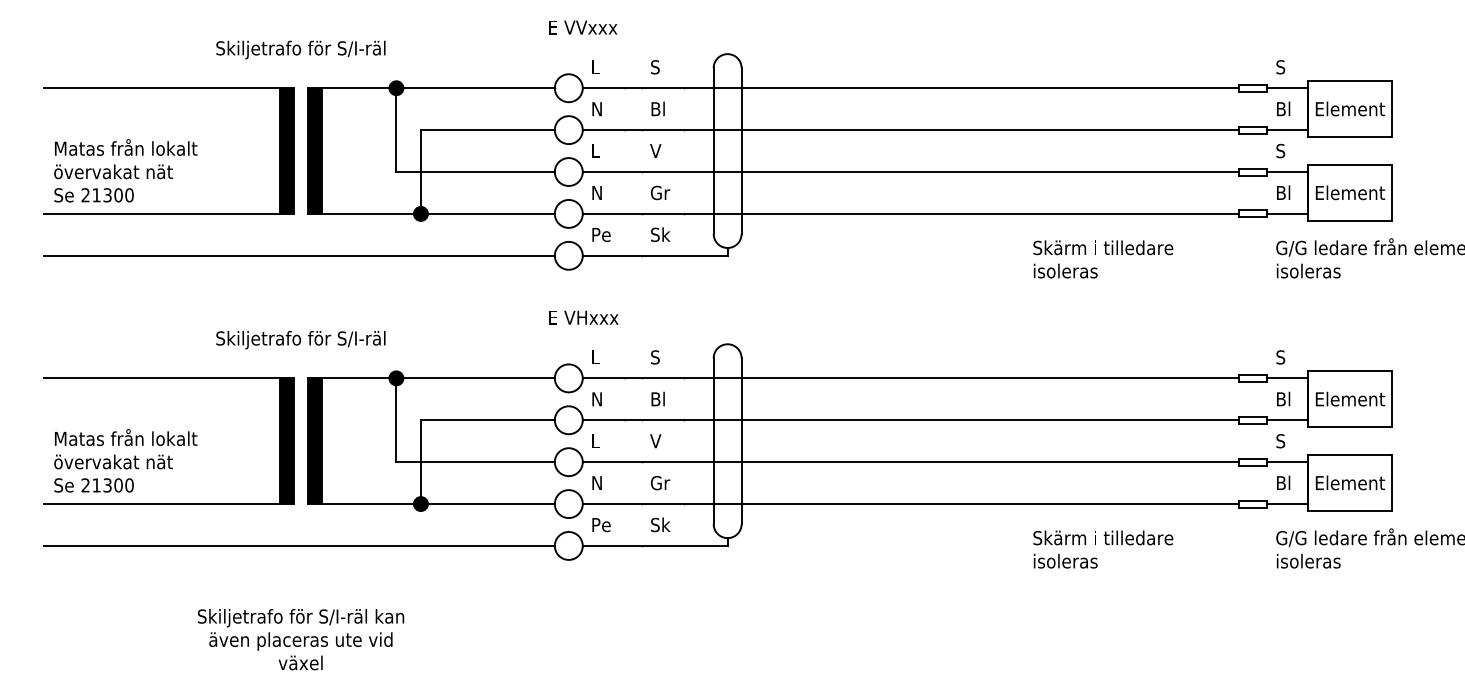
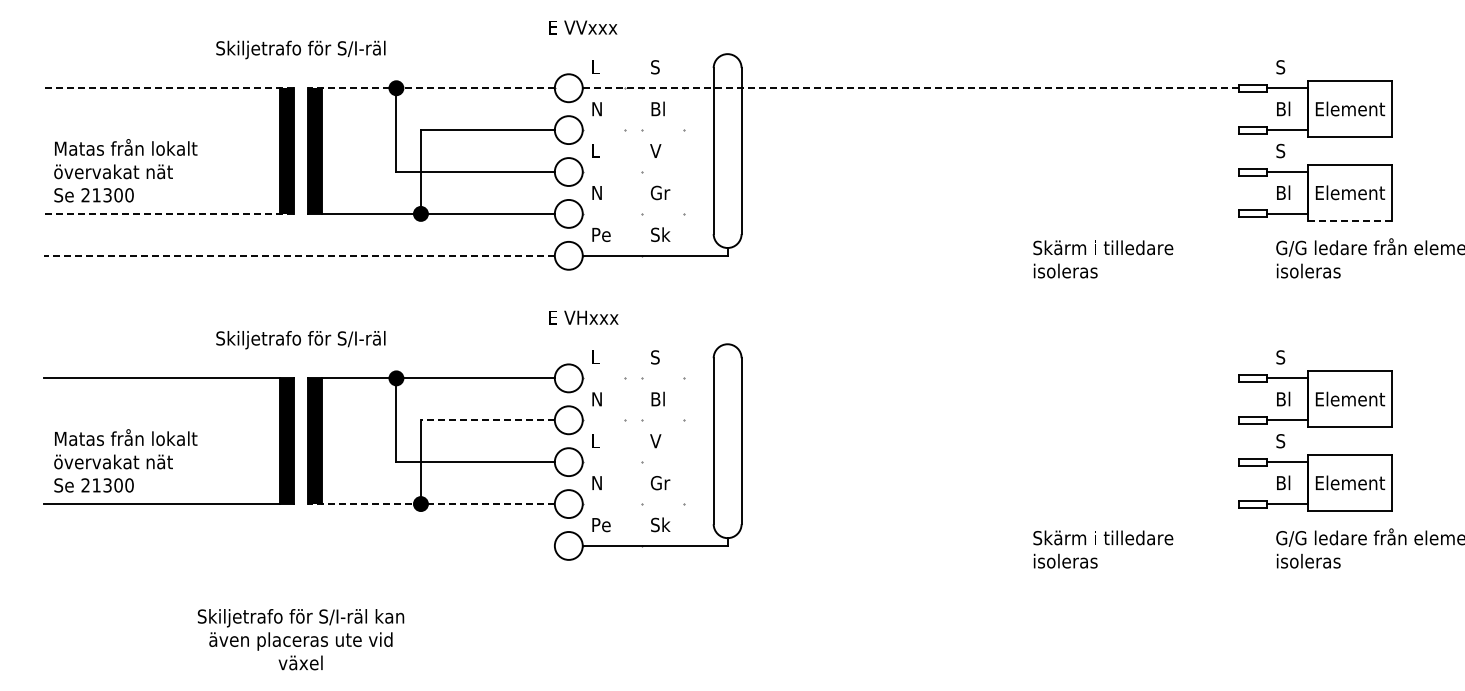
line: solid -> dashed (168, 88)
line: solid -> dashed (430, 88)
line: solid -> dashed (911, 88)
line: present -> none (910, 130)
line: present -> none (910, 172)
line: solid -> dashed (168, 213)
line: present -> none (910, 213)
line: solid -> dashed (1349, 220)
line: solid -> dashed (298, 255)
line: present -> none (910, 378)
line: solid -> dashed (487, 420)
line: present -> none (910, 420)
line: present -> none (910, 462)
line: solid -> dashed (430, 504)
line: present -> none (910, 504)
line: present -> none (298, 545)
